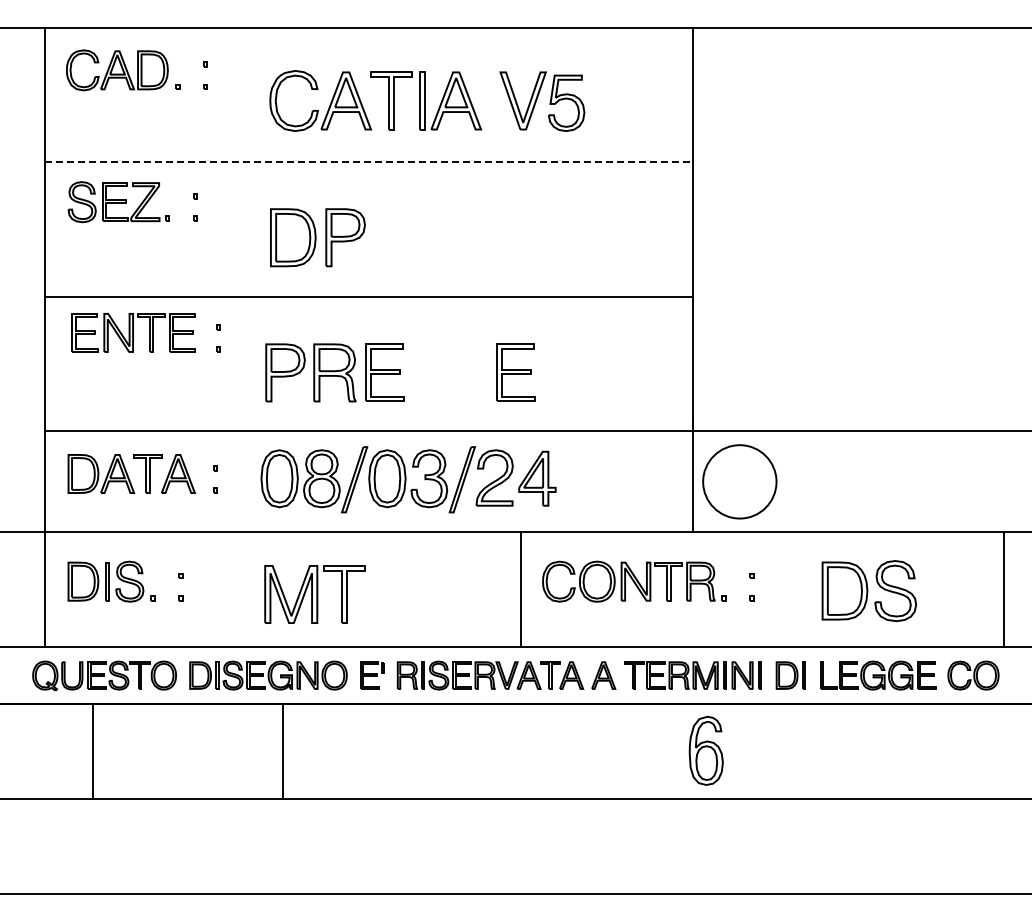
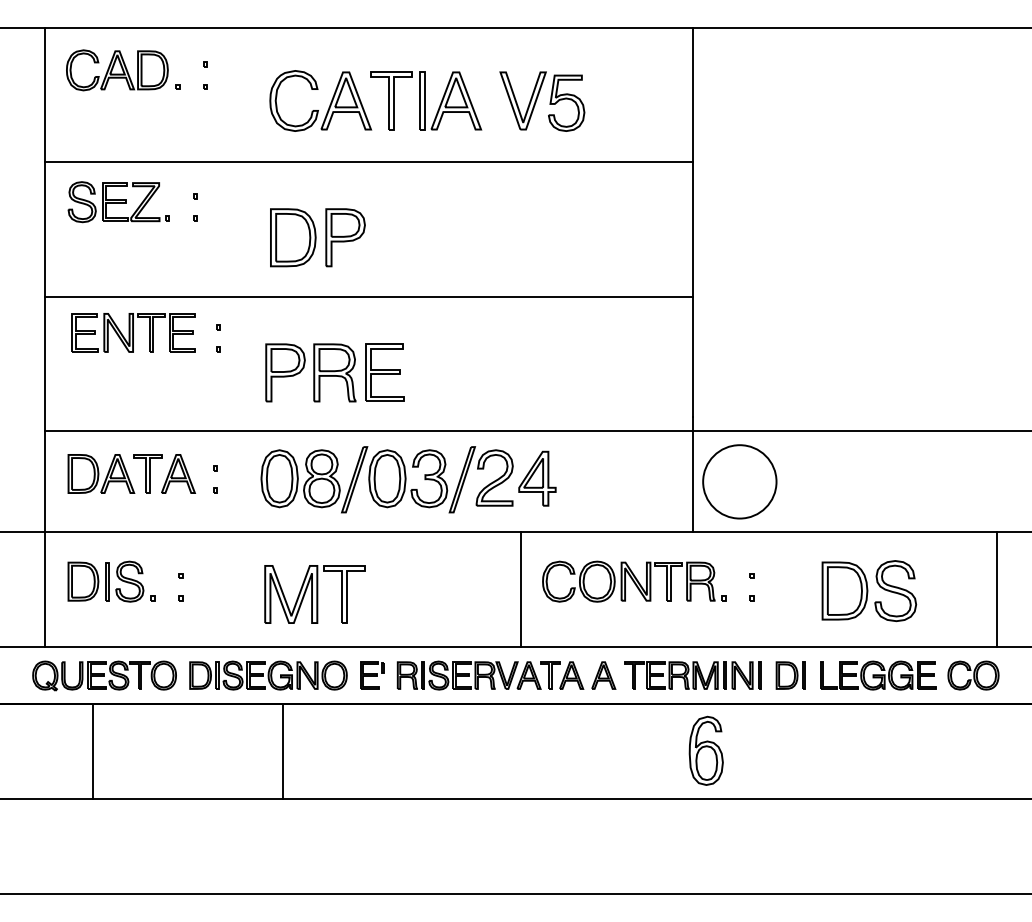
line: dashed -> solid (369, 162)
part: present -> none (515, 372)
line position: (1004, 589) -> (997, 589) (997, 589)
